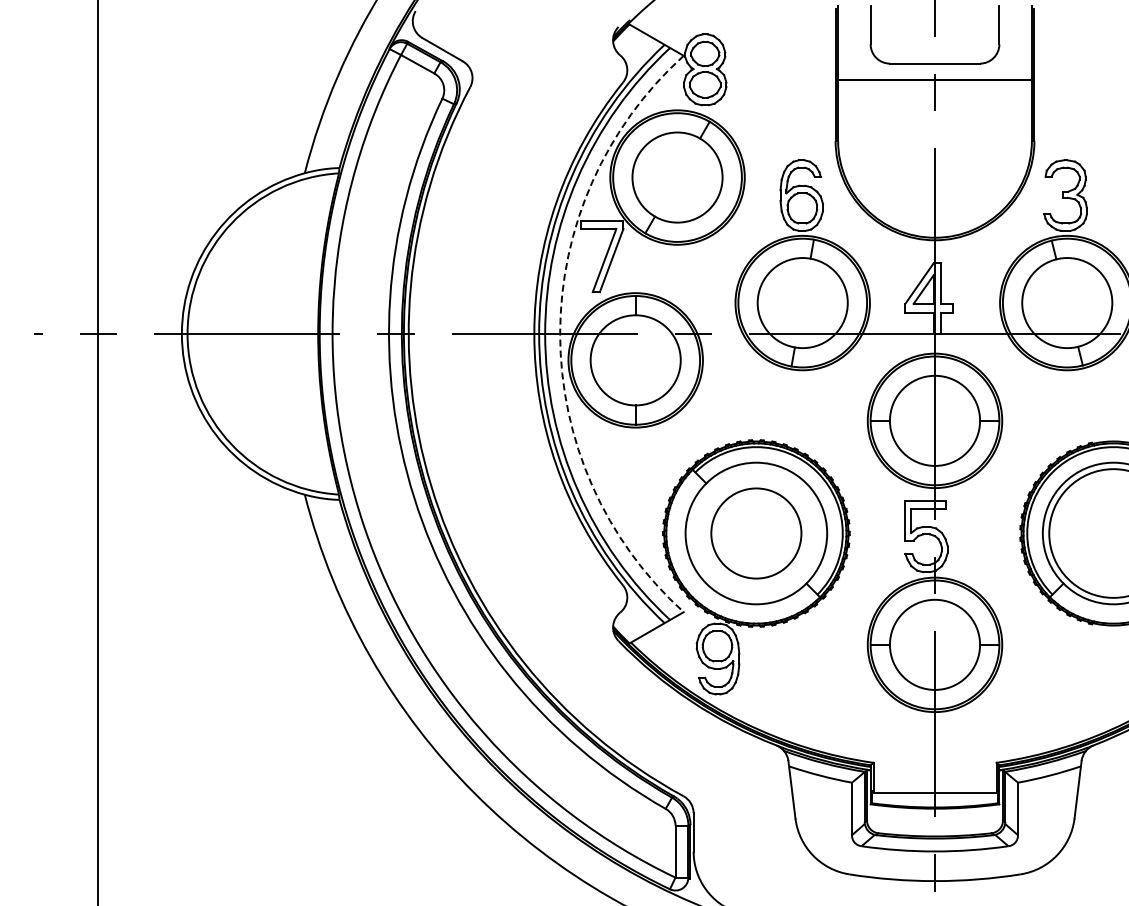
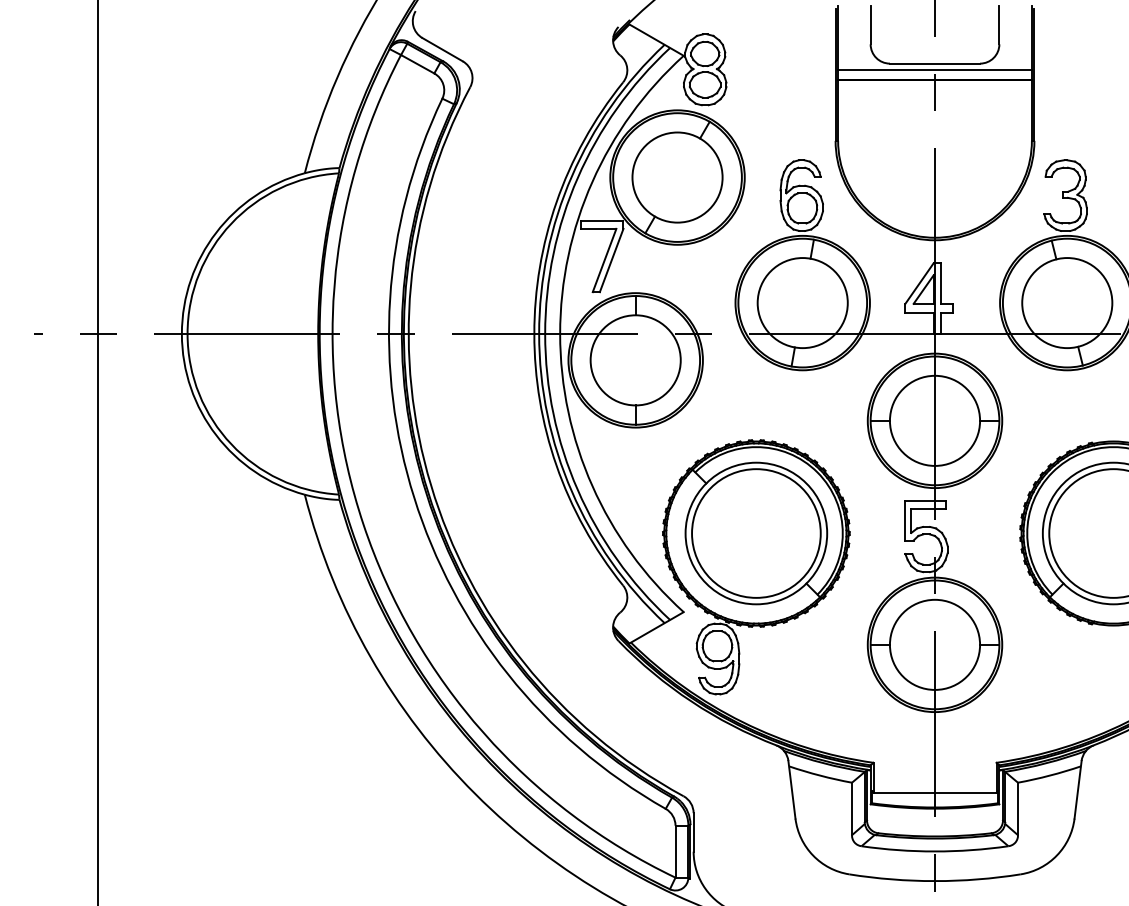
line: none -> present (934, 70)
arc: dashed -> solid (560, 333)
circle diameter: 90 px -> 129 px (756, 533)
